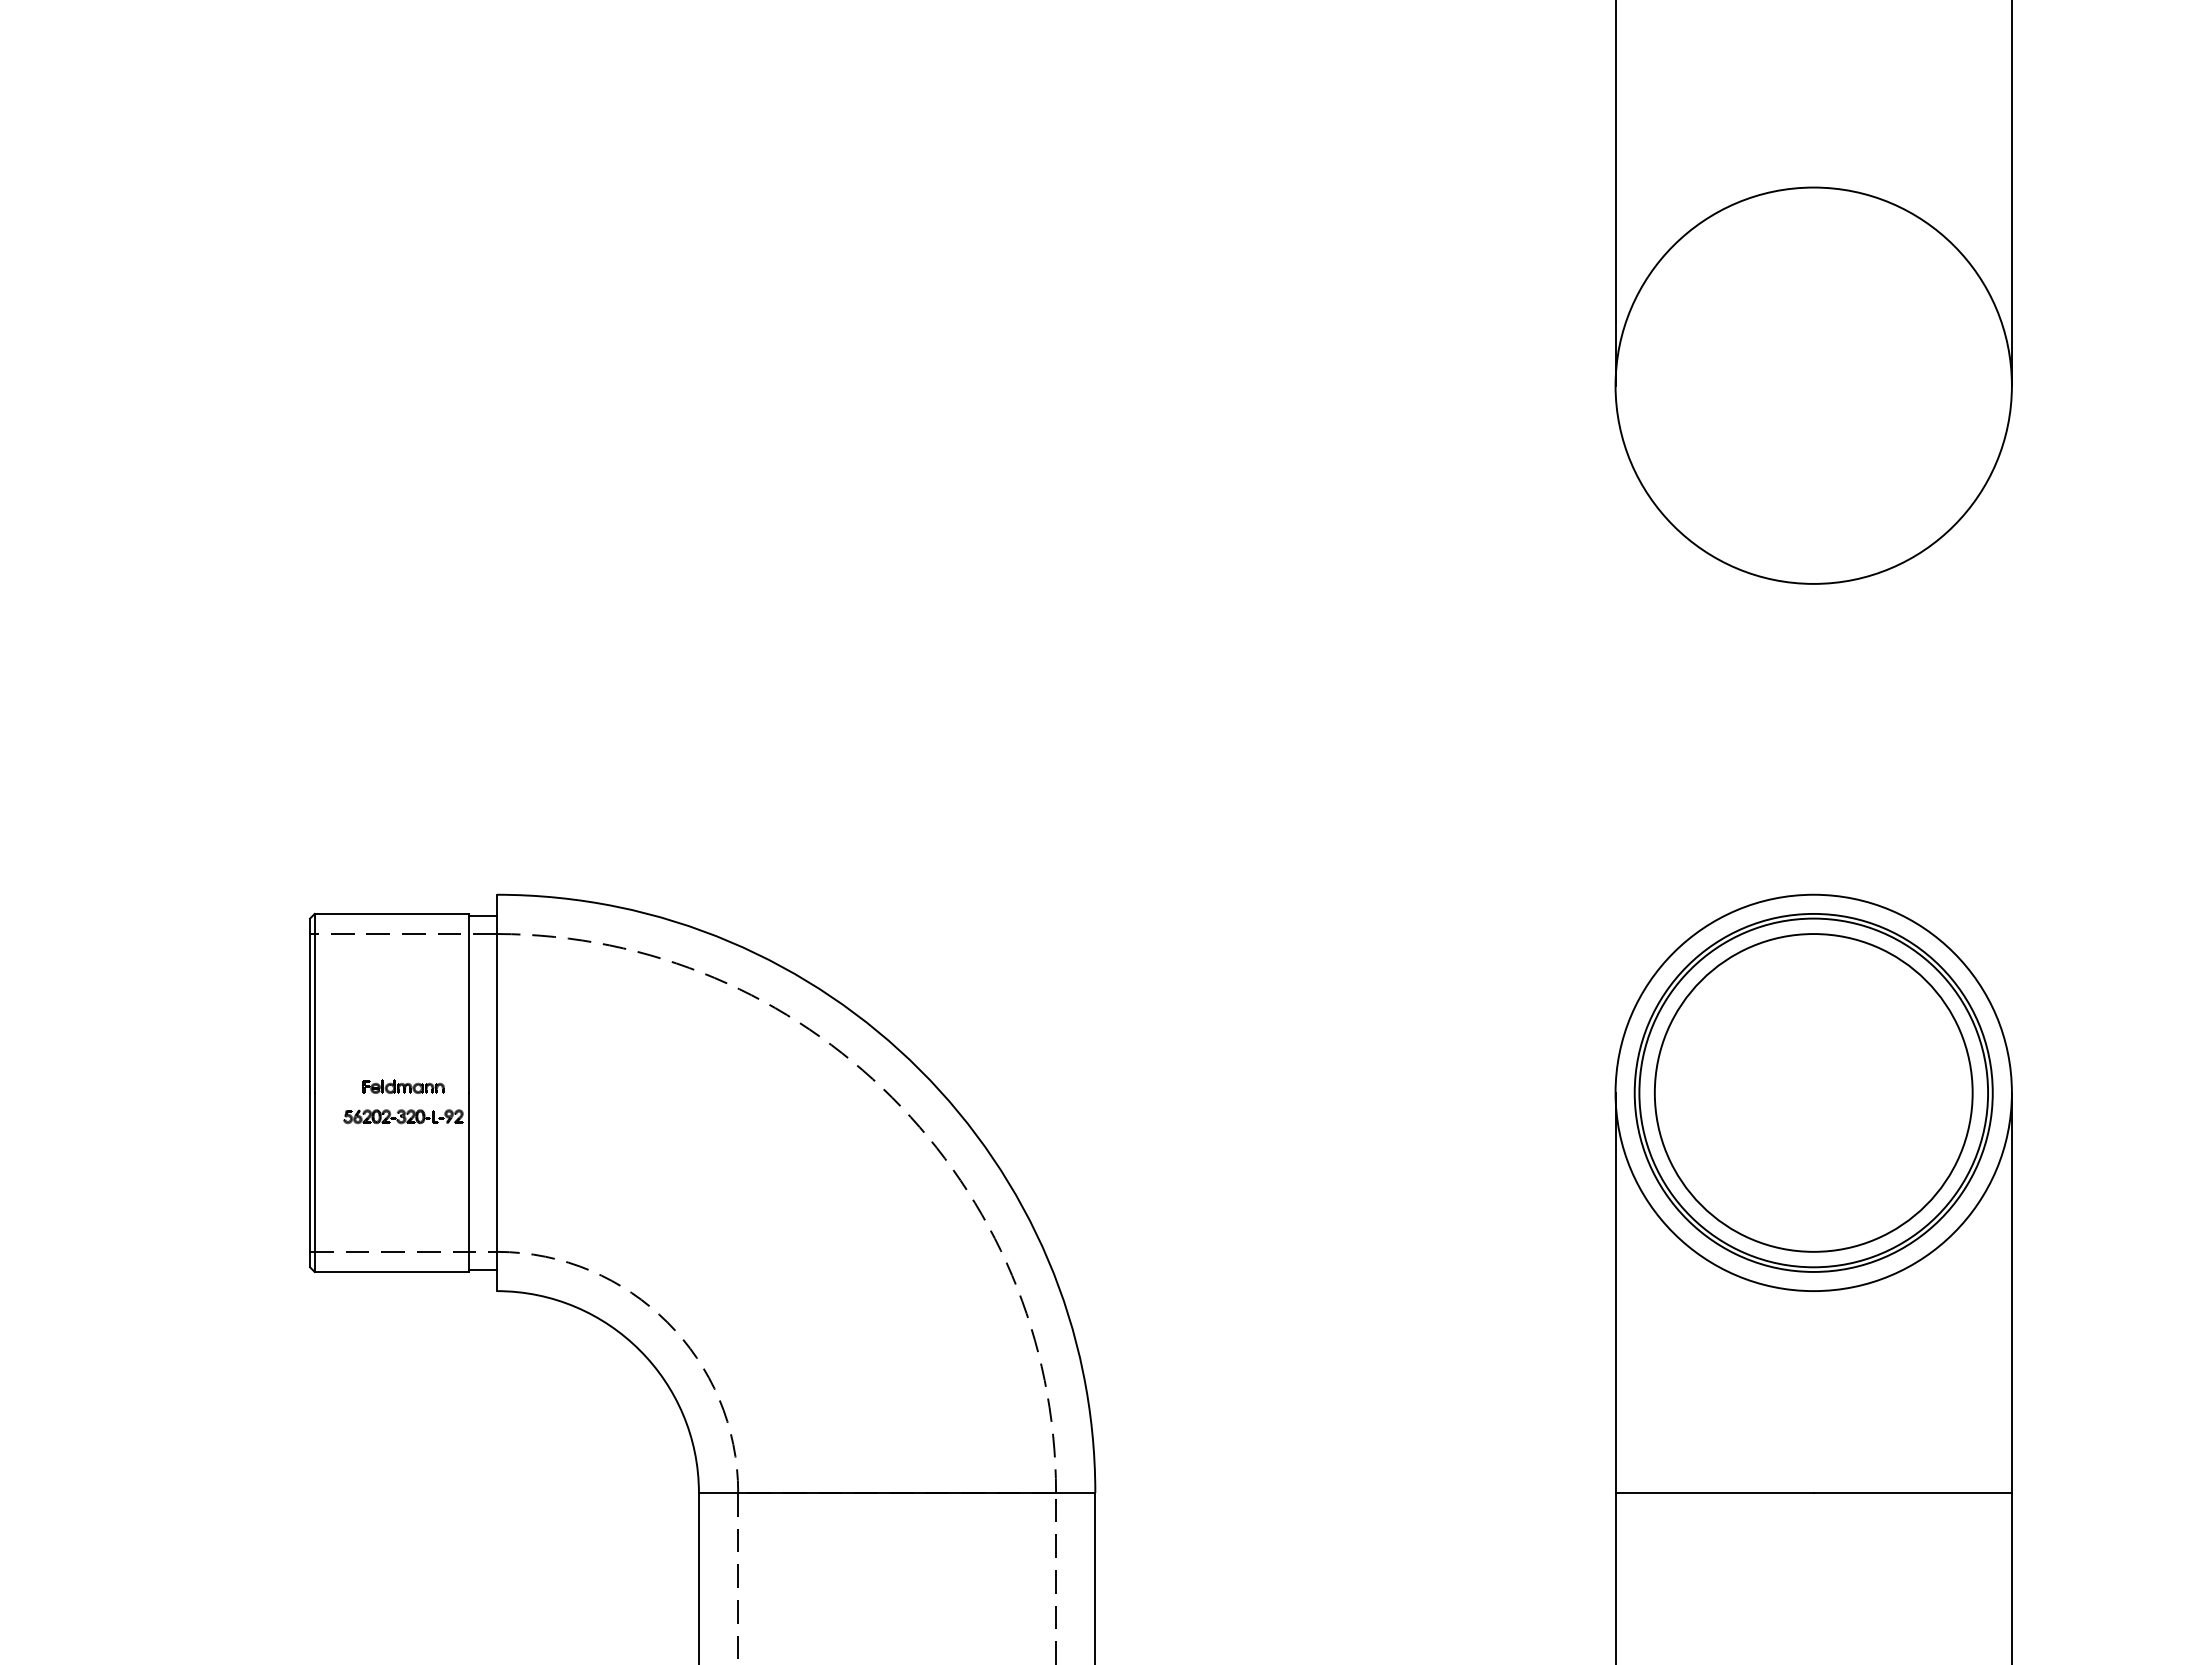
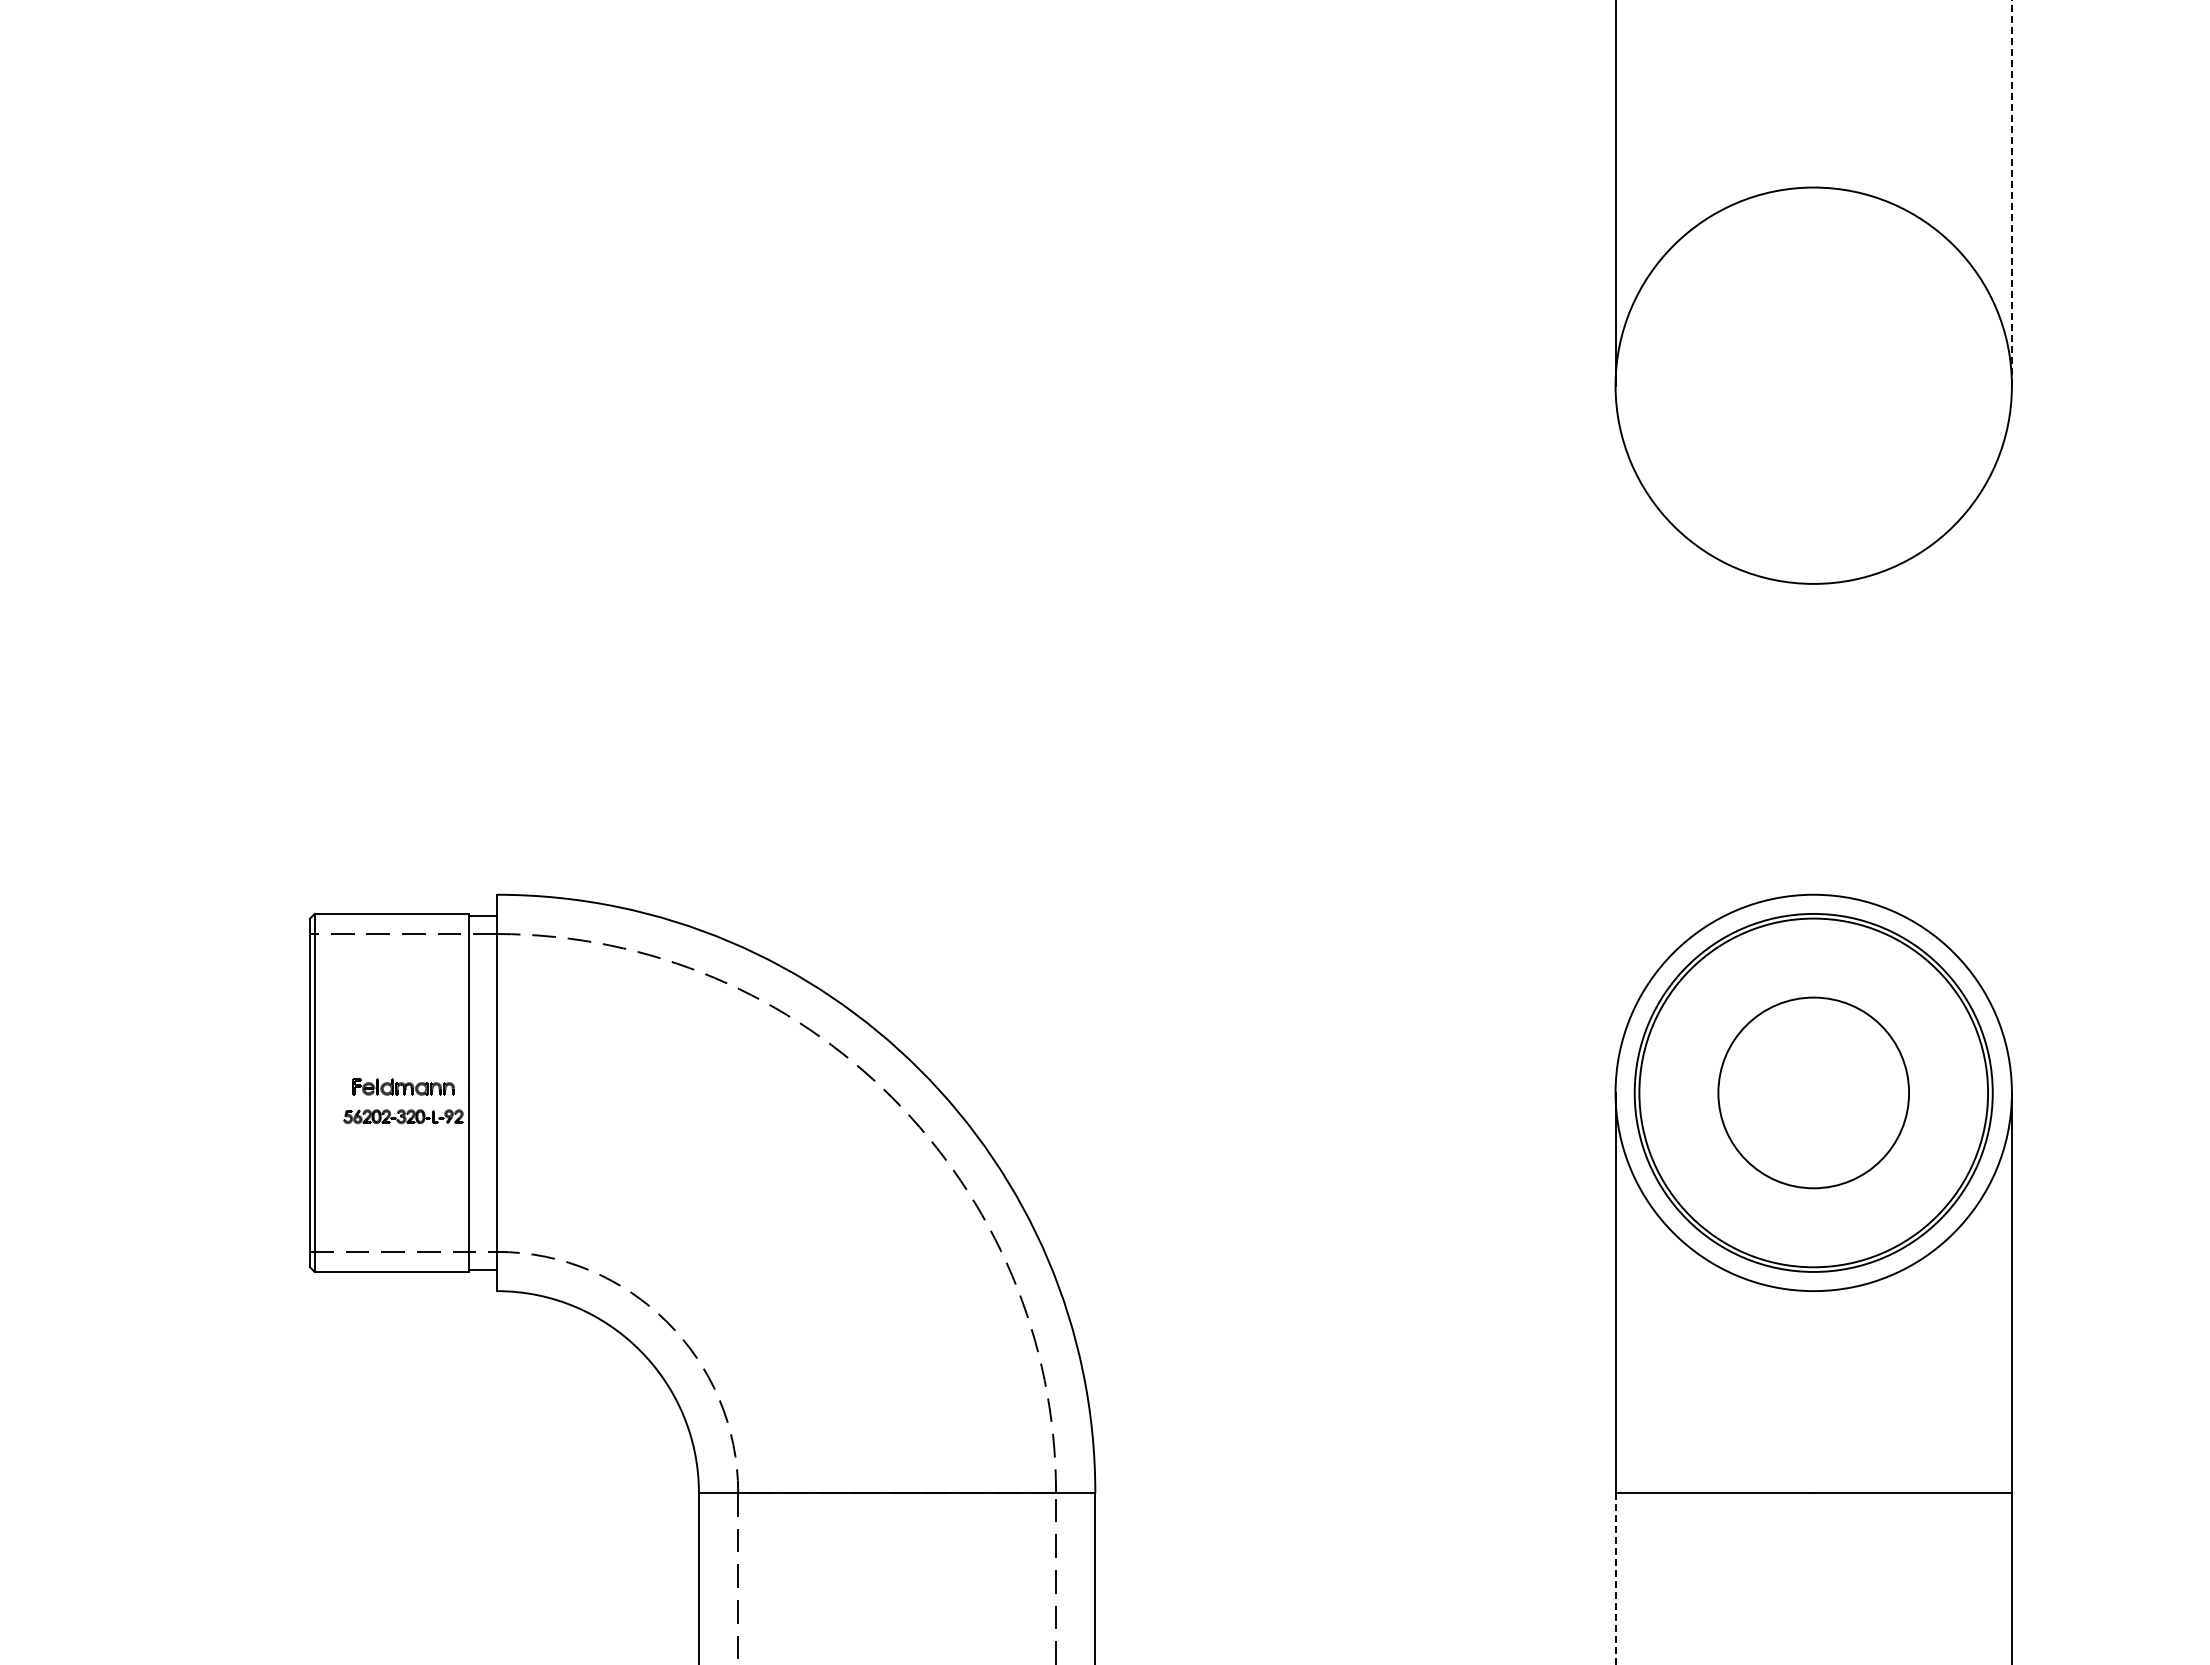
line: solid -> dashed (2011, 193)
part size: 83x15 px -> 103x18 px (403, 1086)
circle diameter: 318 px -> 191 px (1813, 1092)
line: solid -> dashed (1615, 1578)
